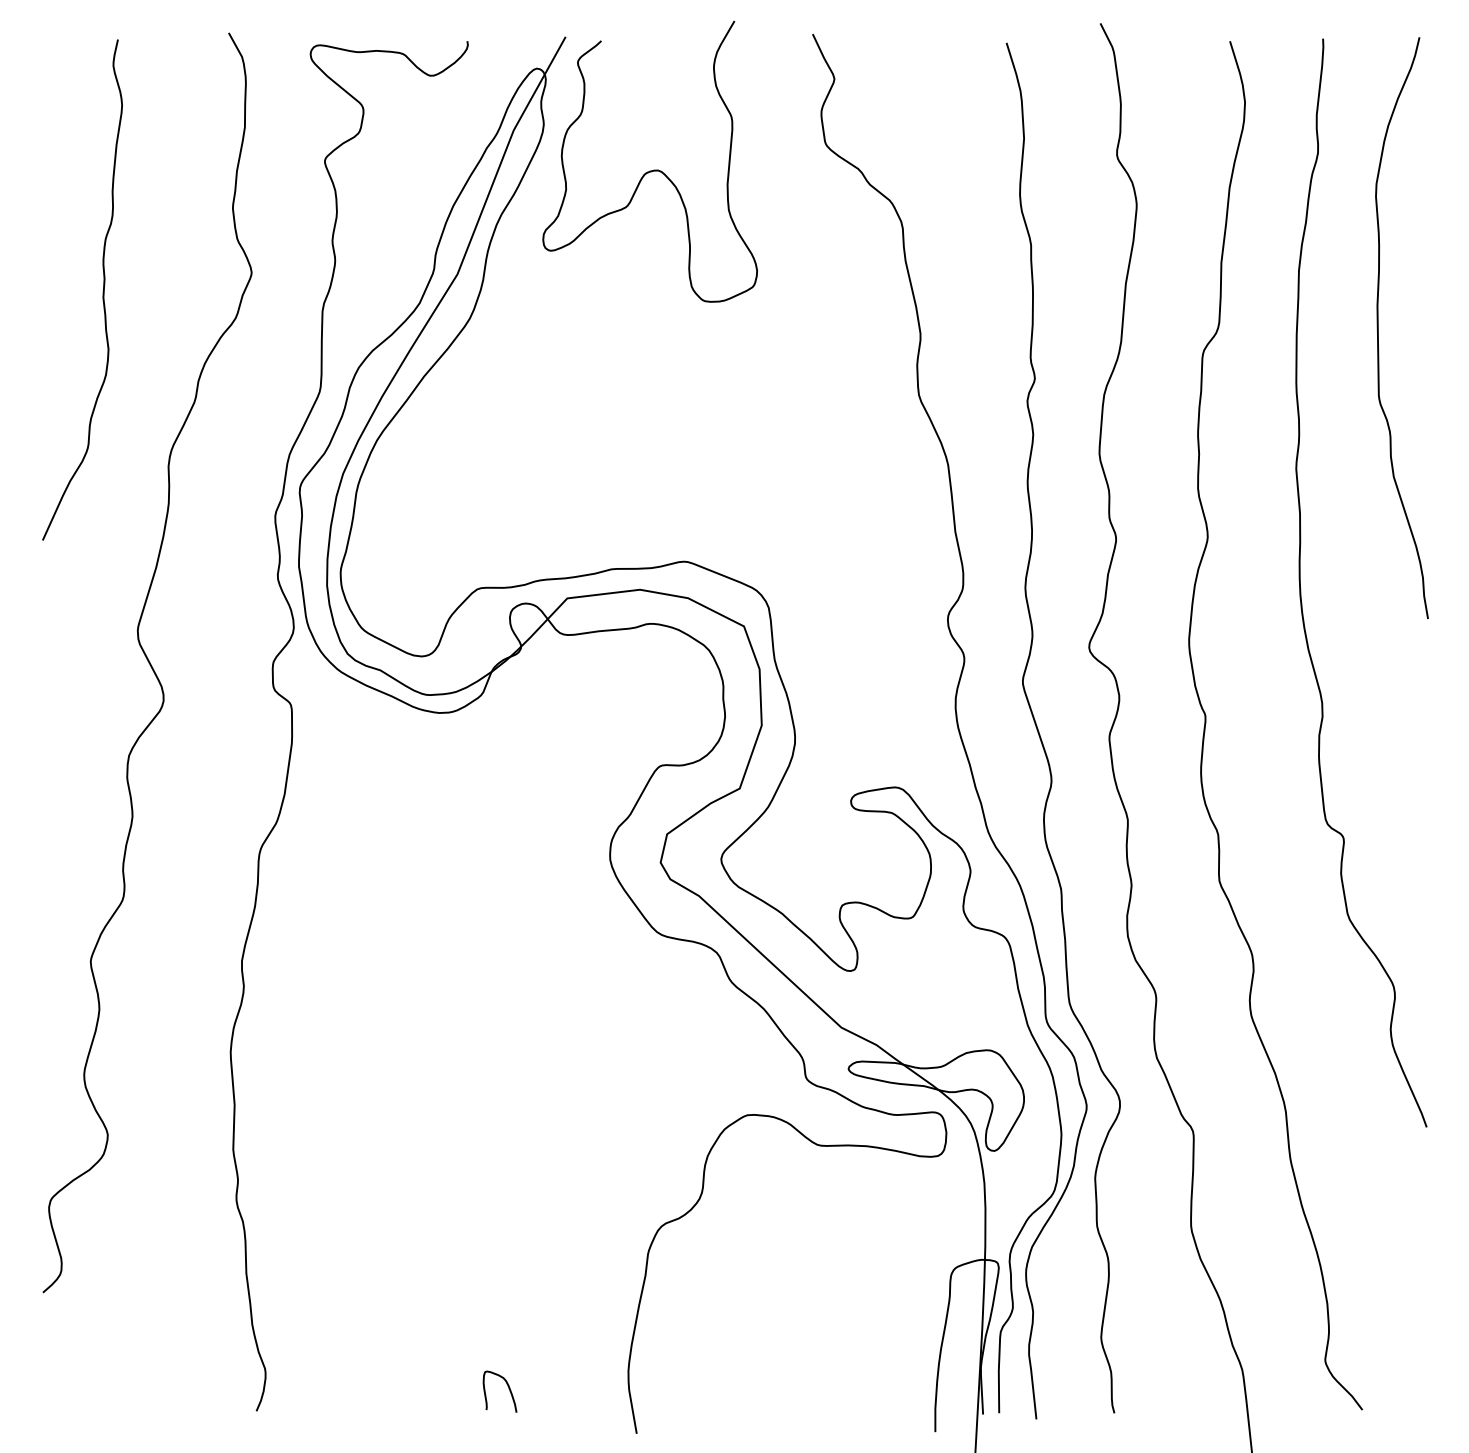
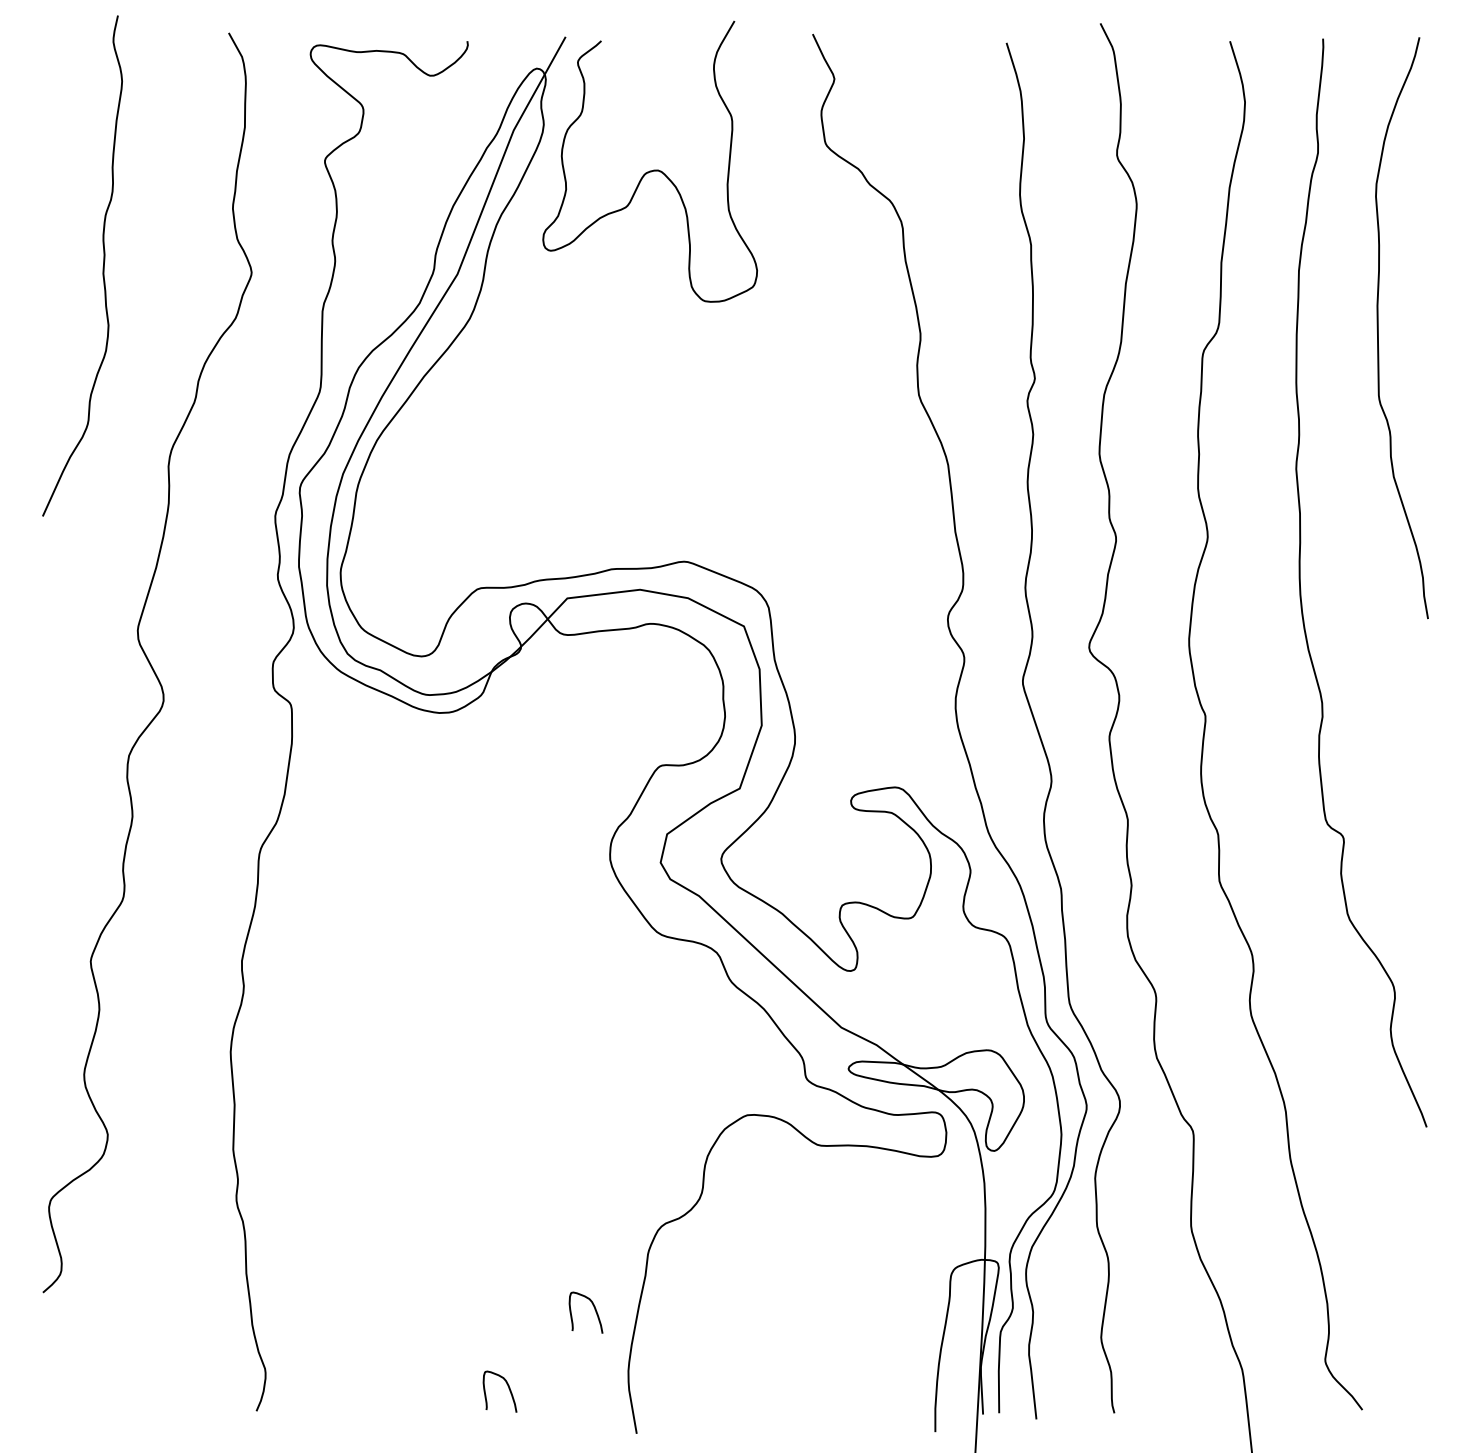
curve position: (102, 291) -> (102, 267) (102, 267)
curve: none -> present (593, 1307)
